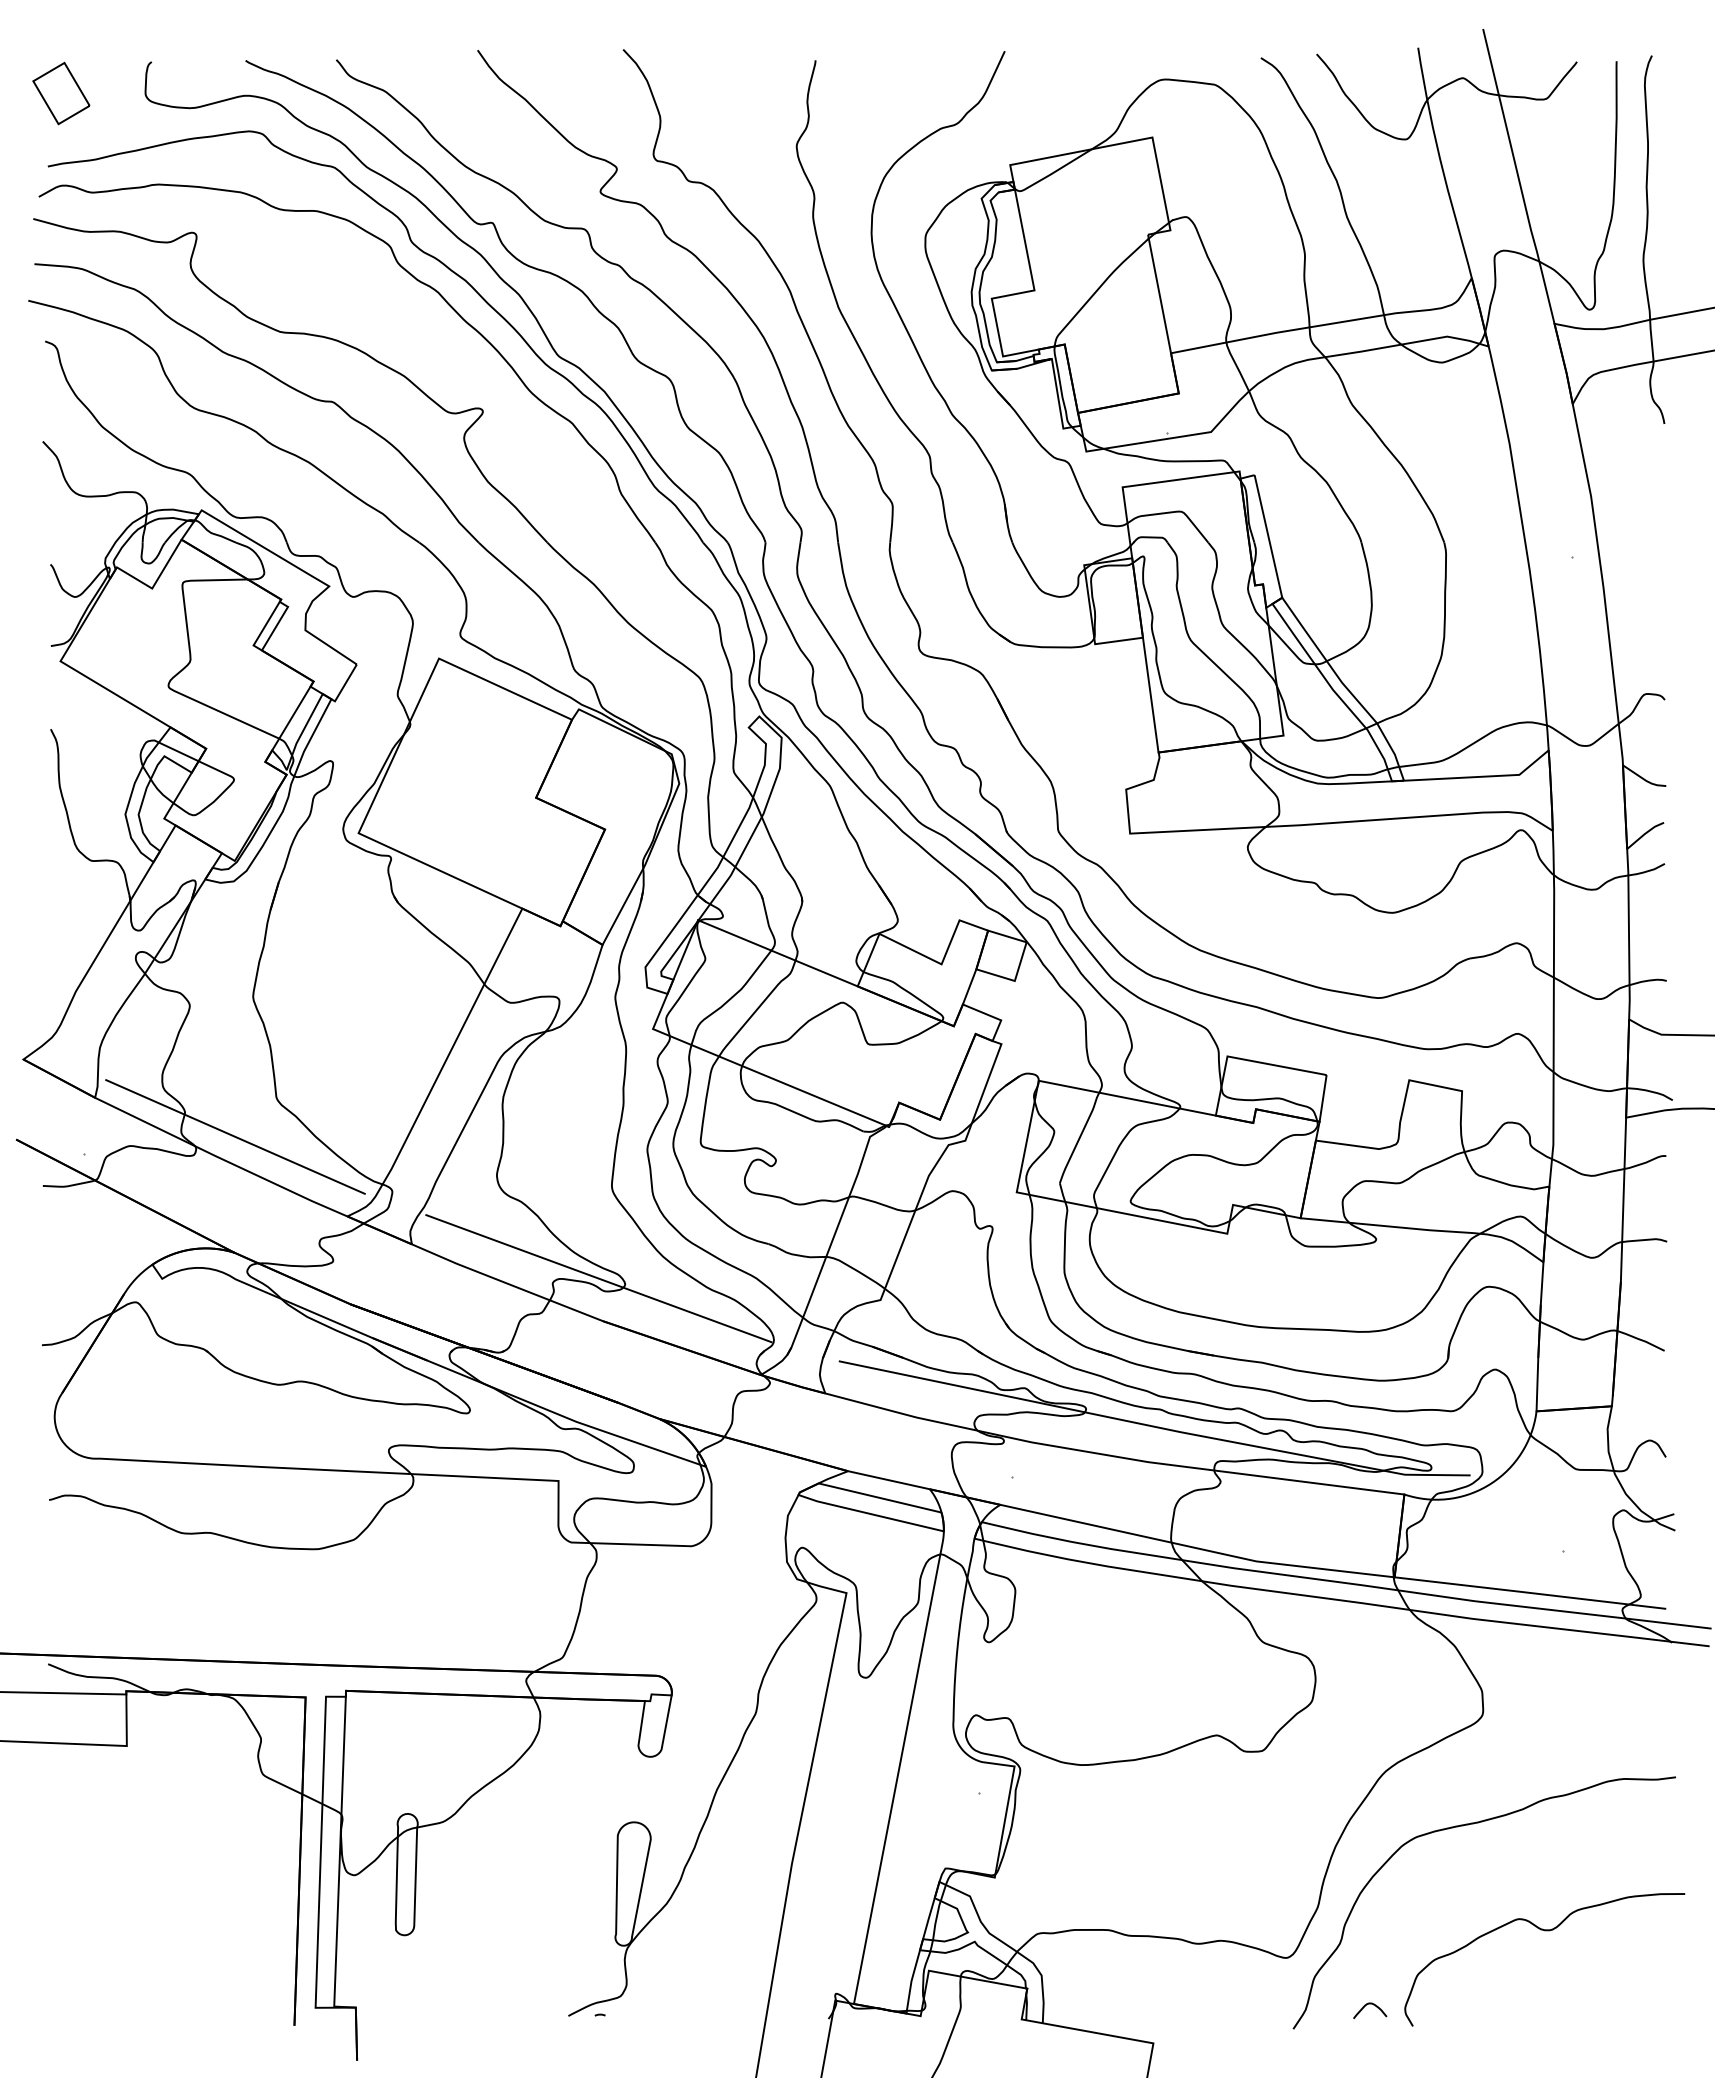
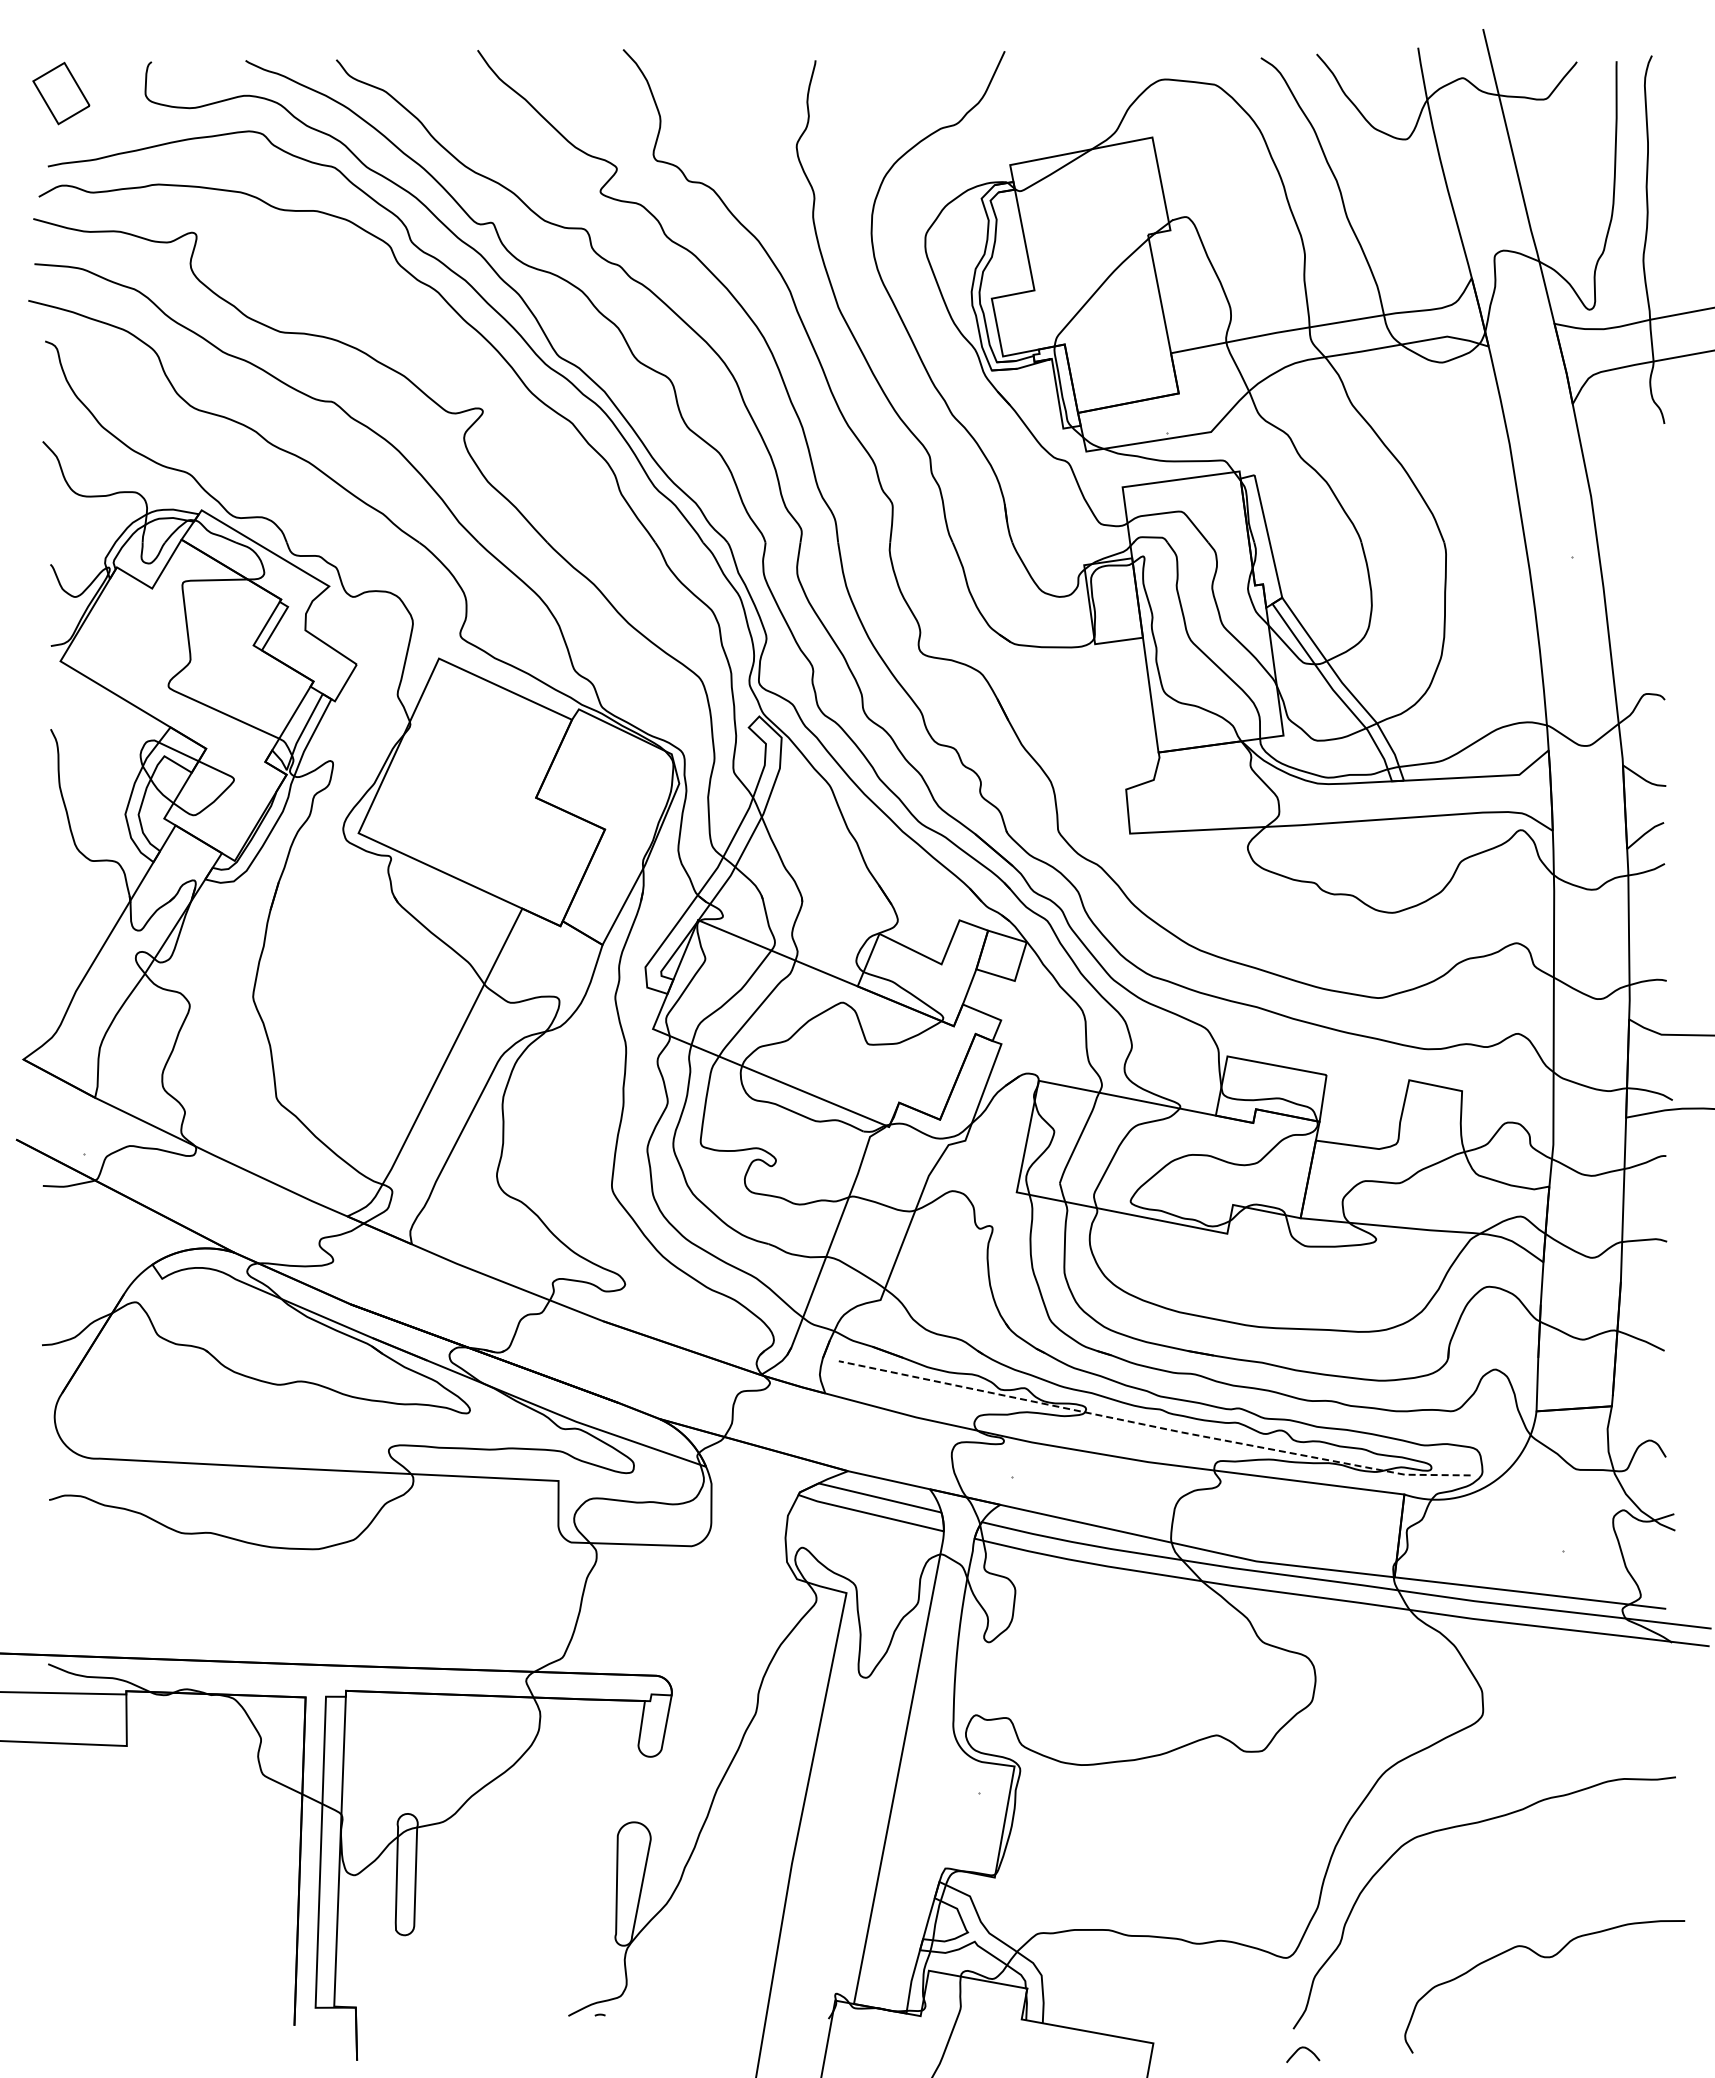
line: present -> none (235, 1136)
line: present -> none (598, 1278)
line: solid -> dashed (1154, 1426)
curve position: (1544, 1931) -> (1544, 1958) (1544, 1958)
curve position: (1373, 2005) -> (1306, 2049) (1306, 2049)
